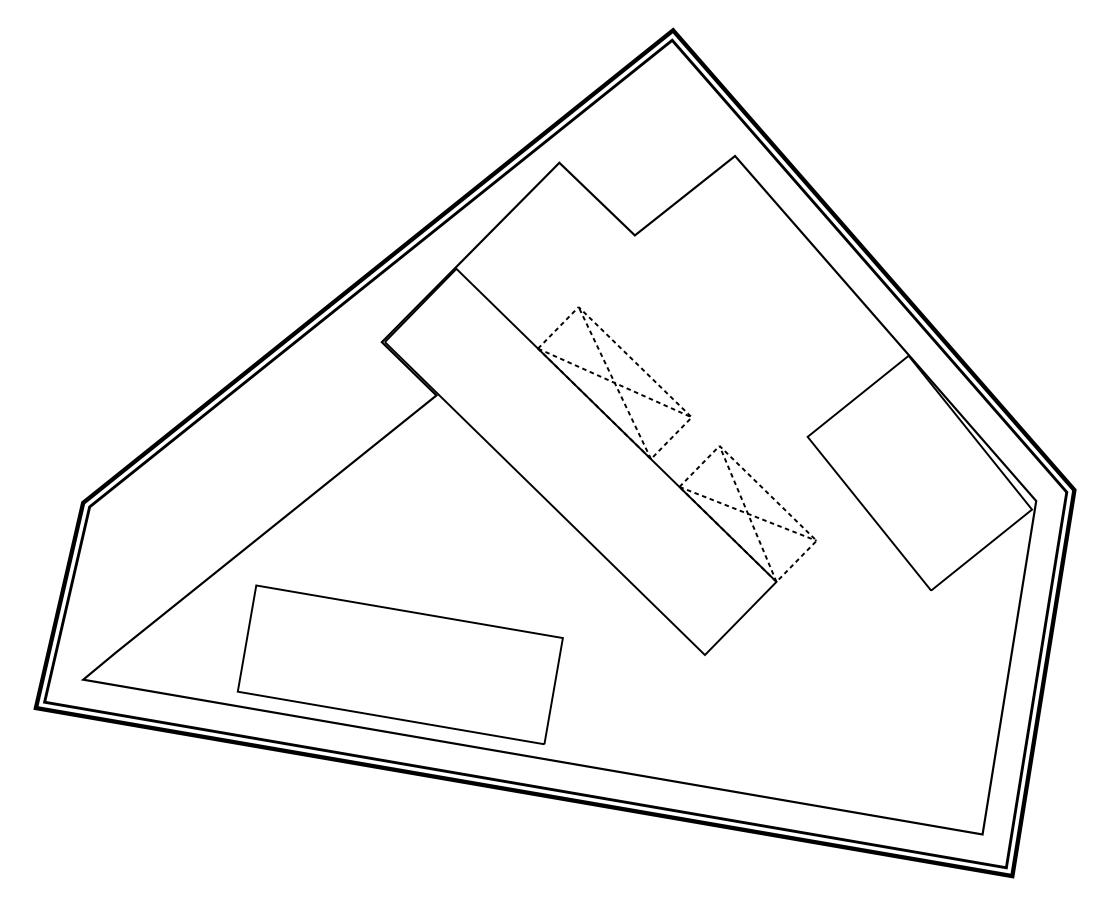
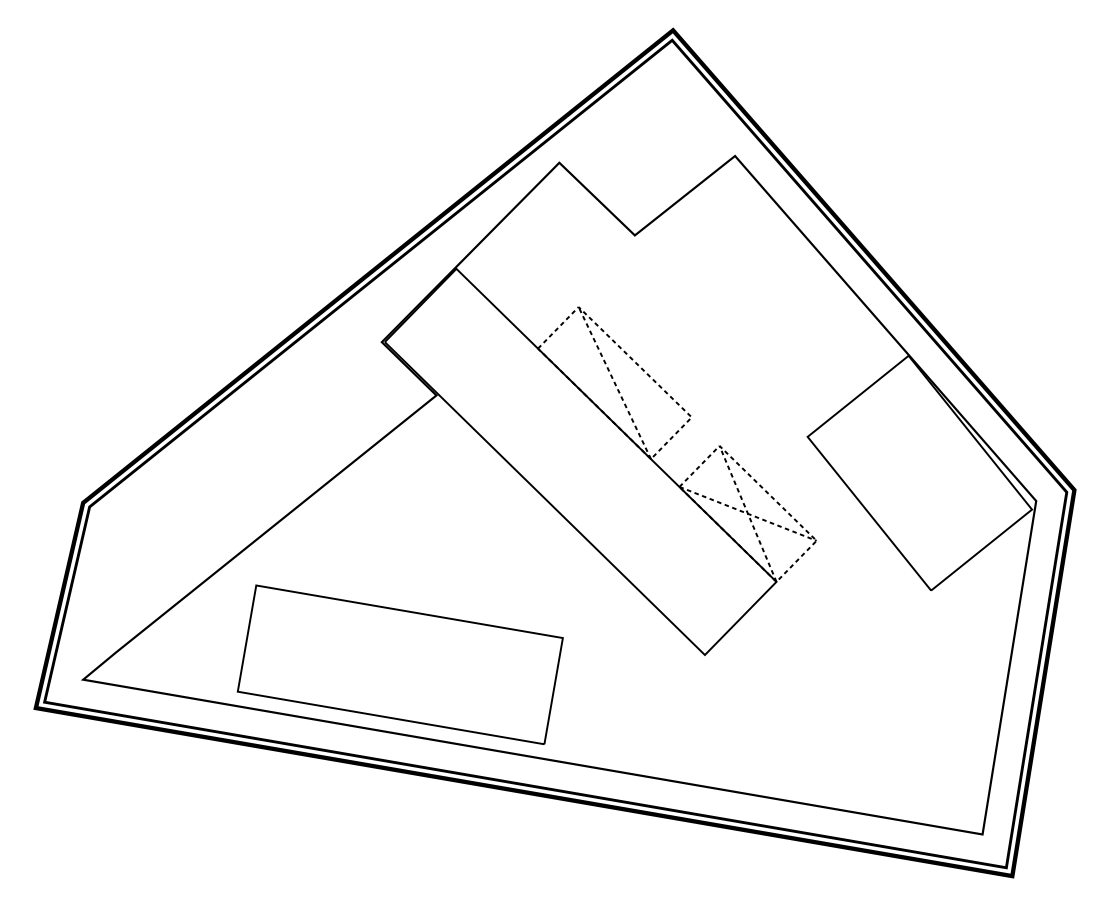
line: present -> none (614, 382)
